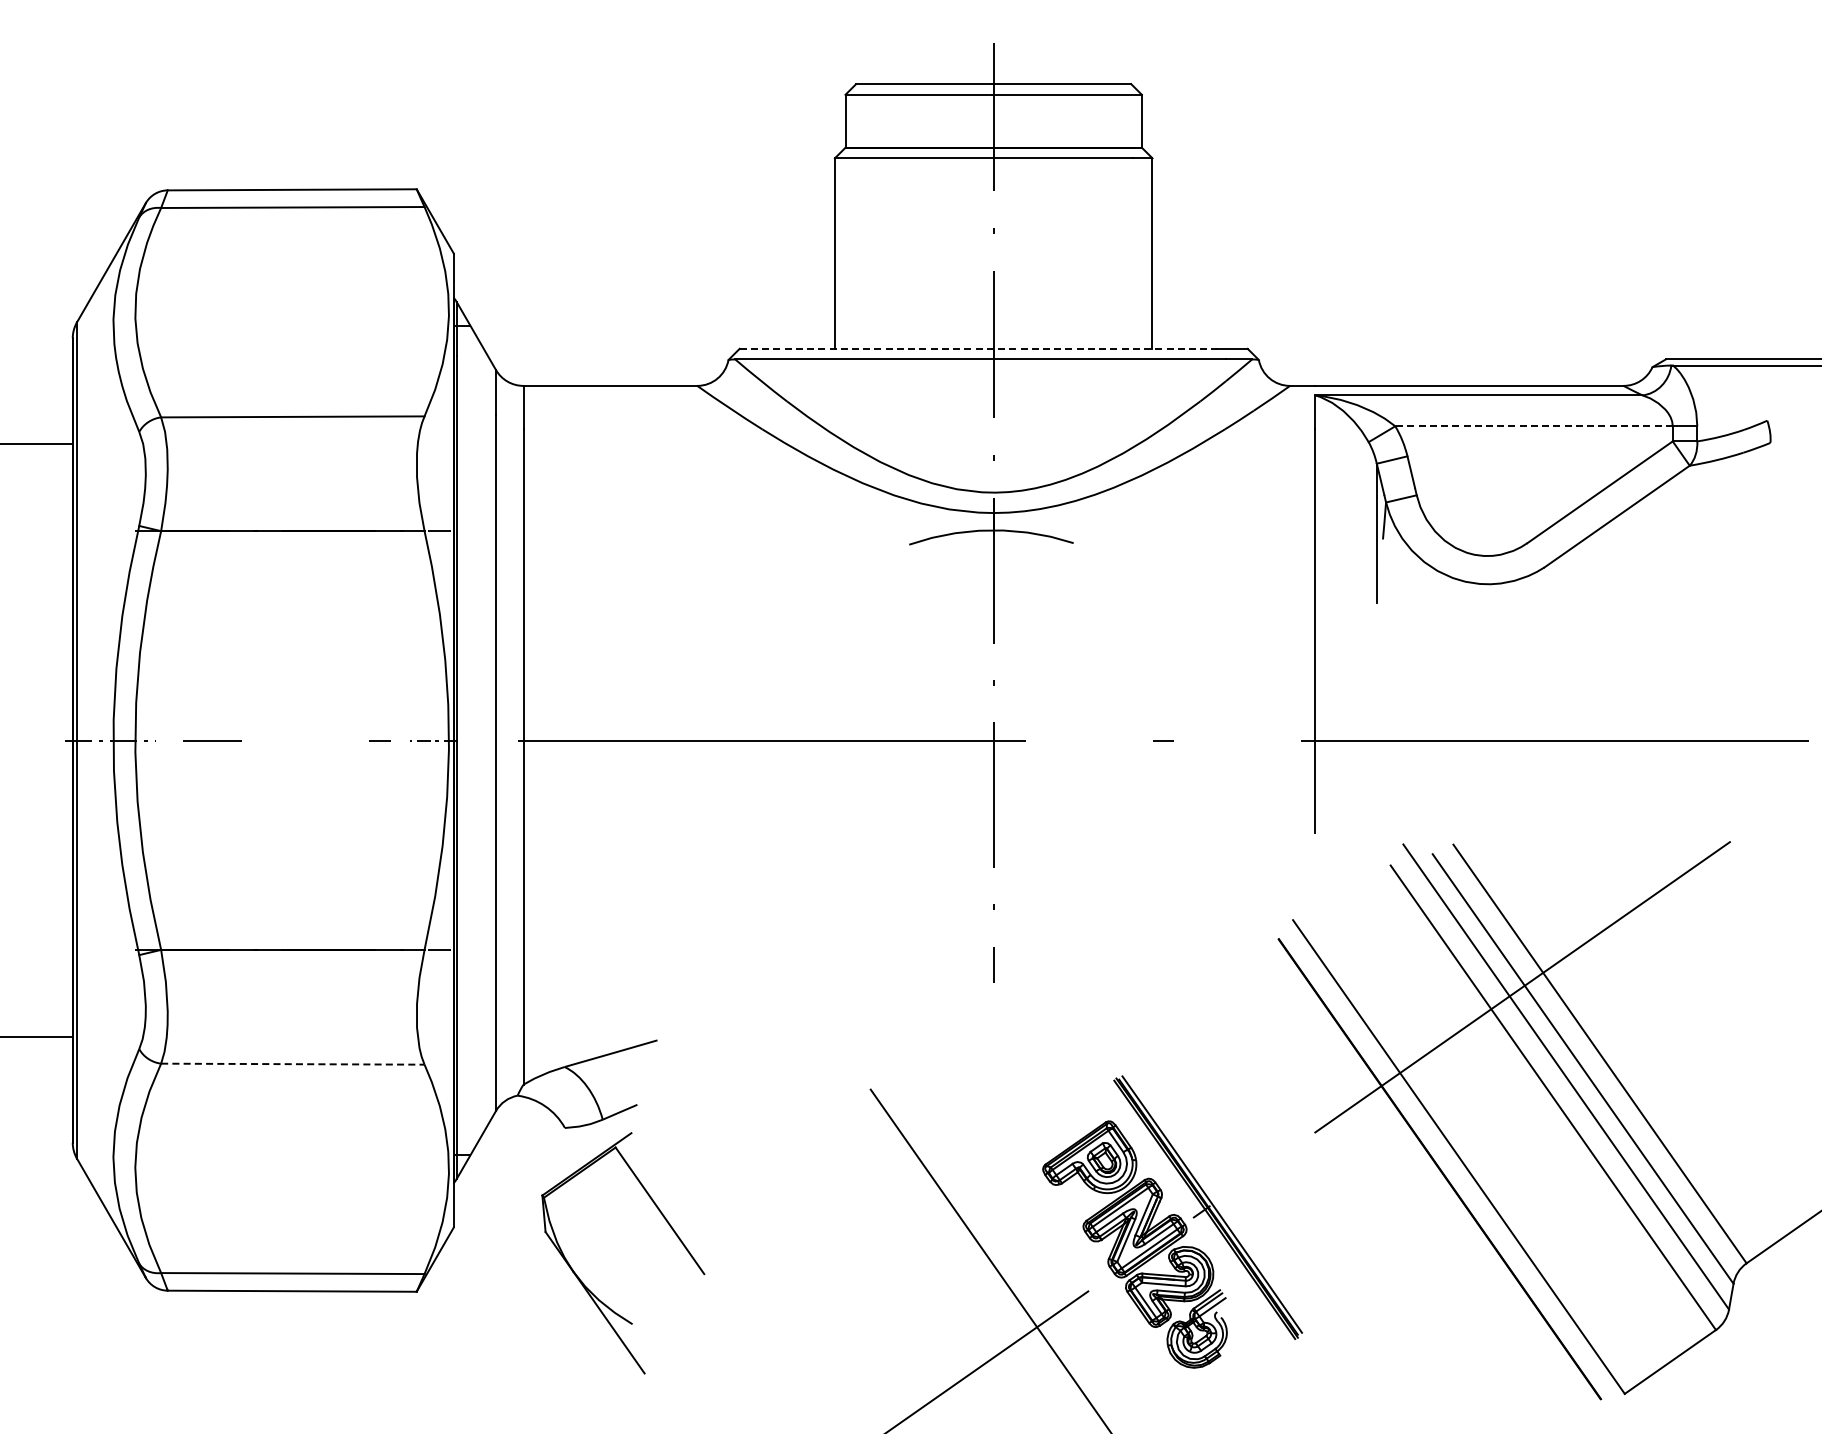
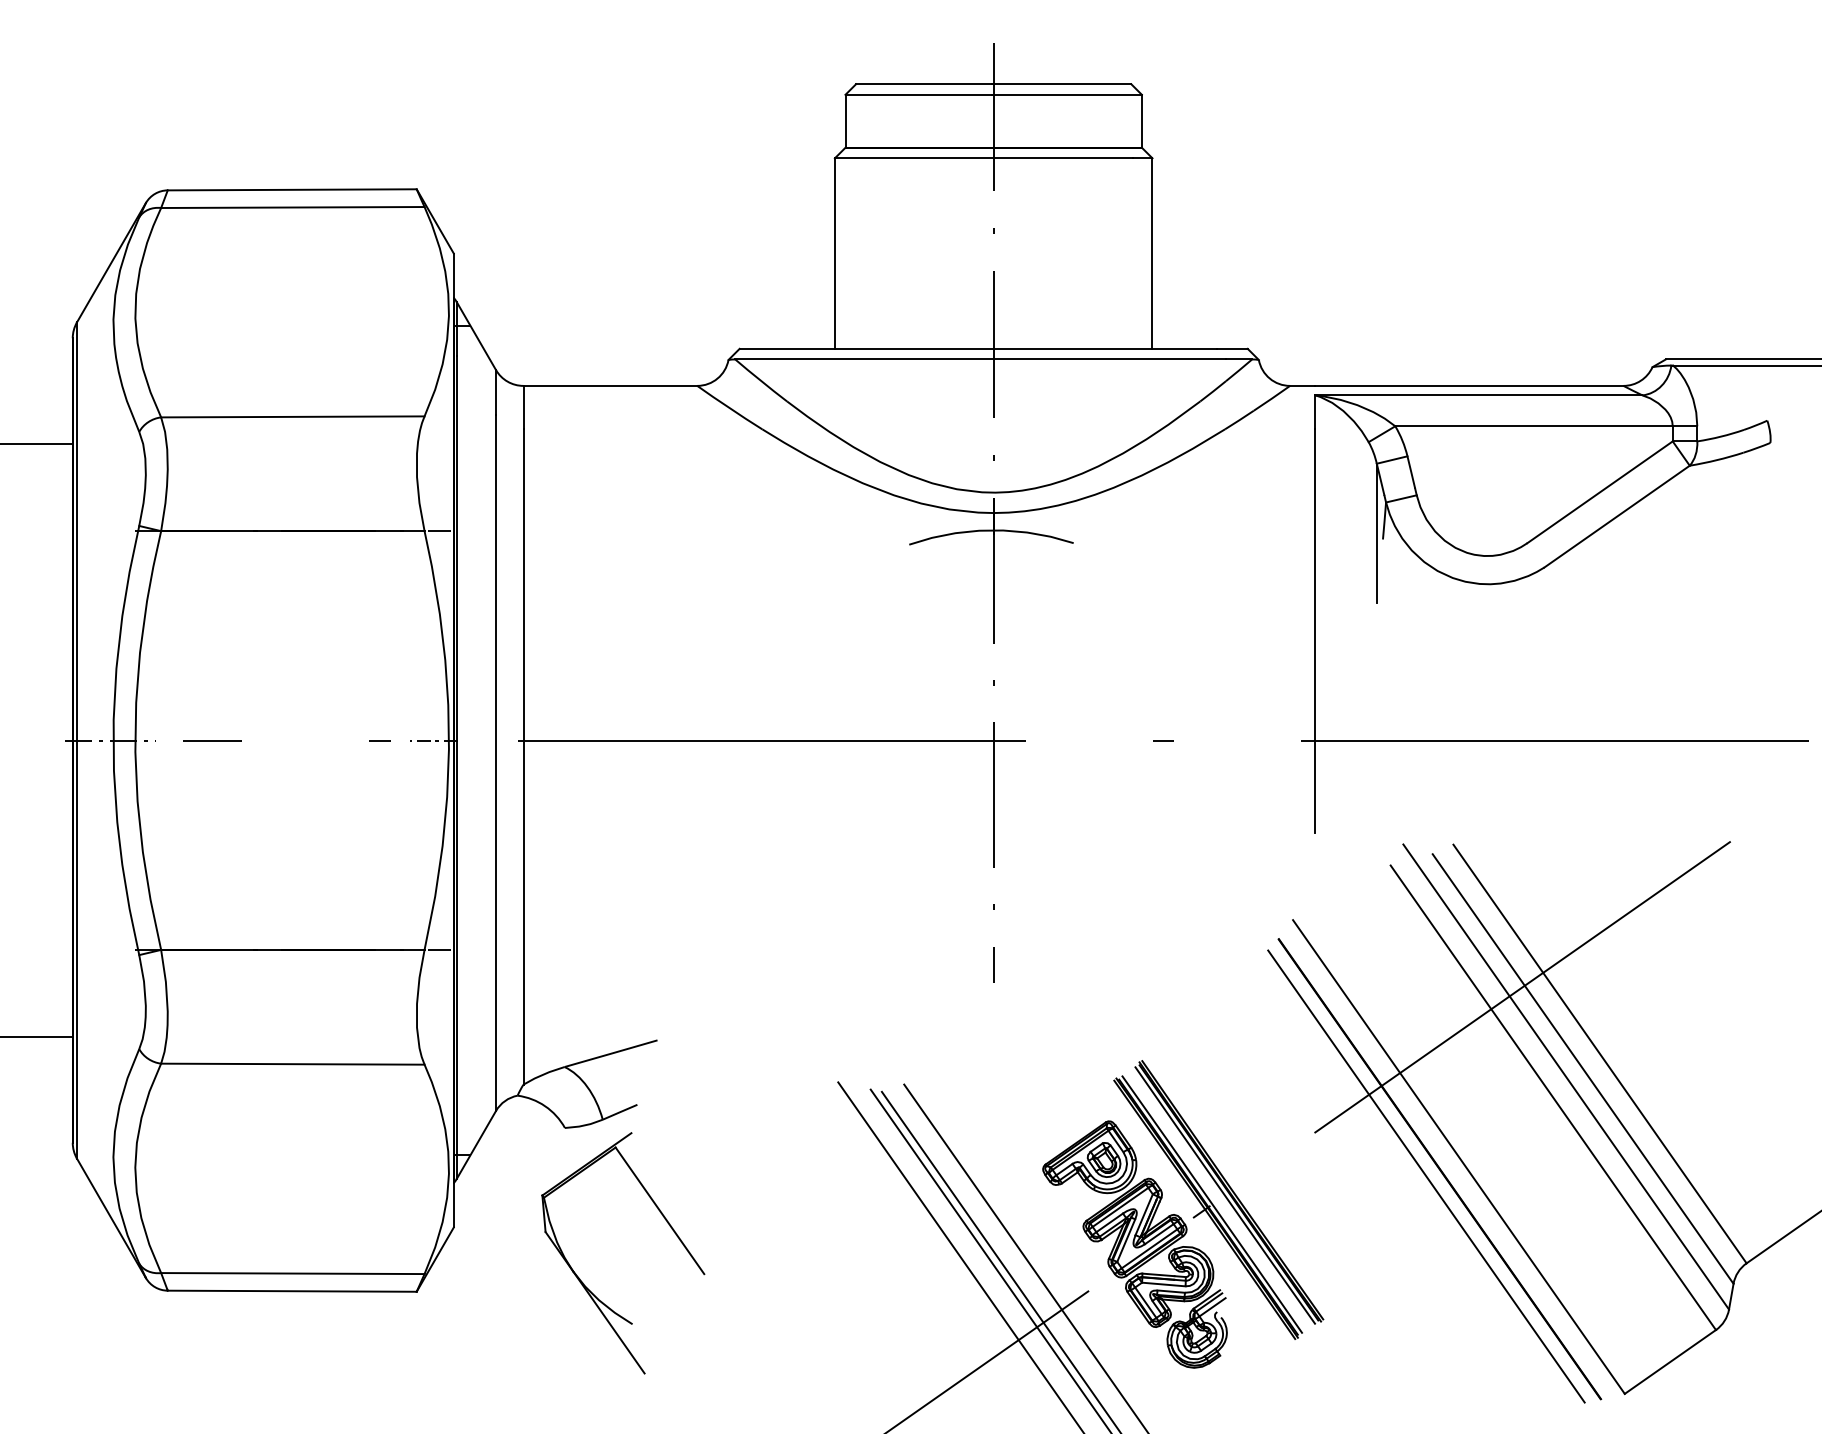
line: dashed -> solid (978, 348)
line: dashed -> solid (1534, 426)
line: dashed -> solid (292, 1064)
line: none -> present (1426, 1176)
part: none -> present (1229, 1192)
line: none -> present (960, 1256)
line: none -> present (1025, 1257)
line: none -> present (1000, 1260)
